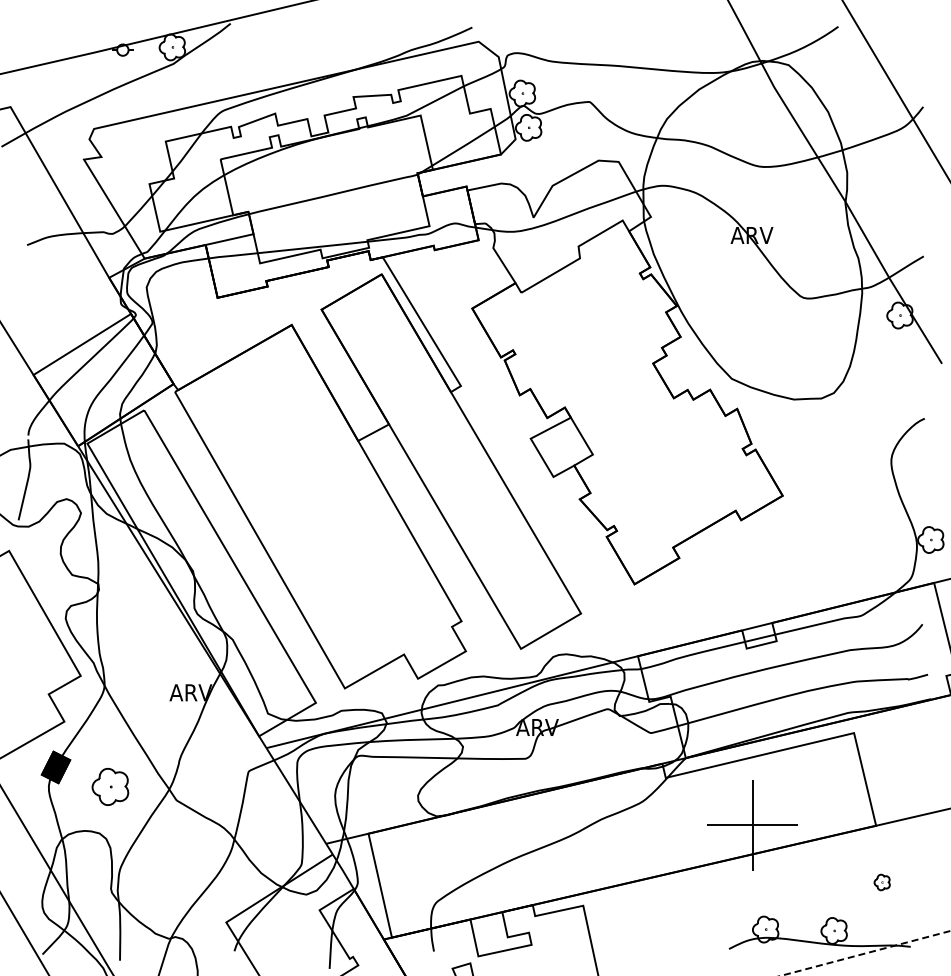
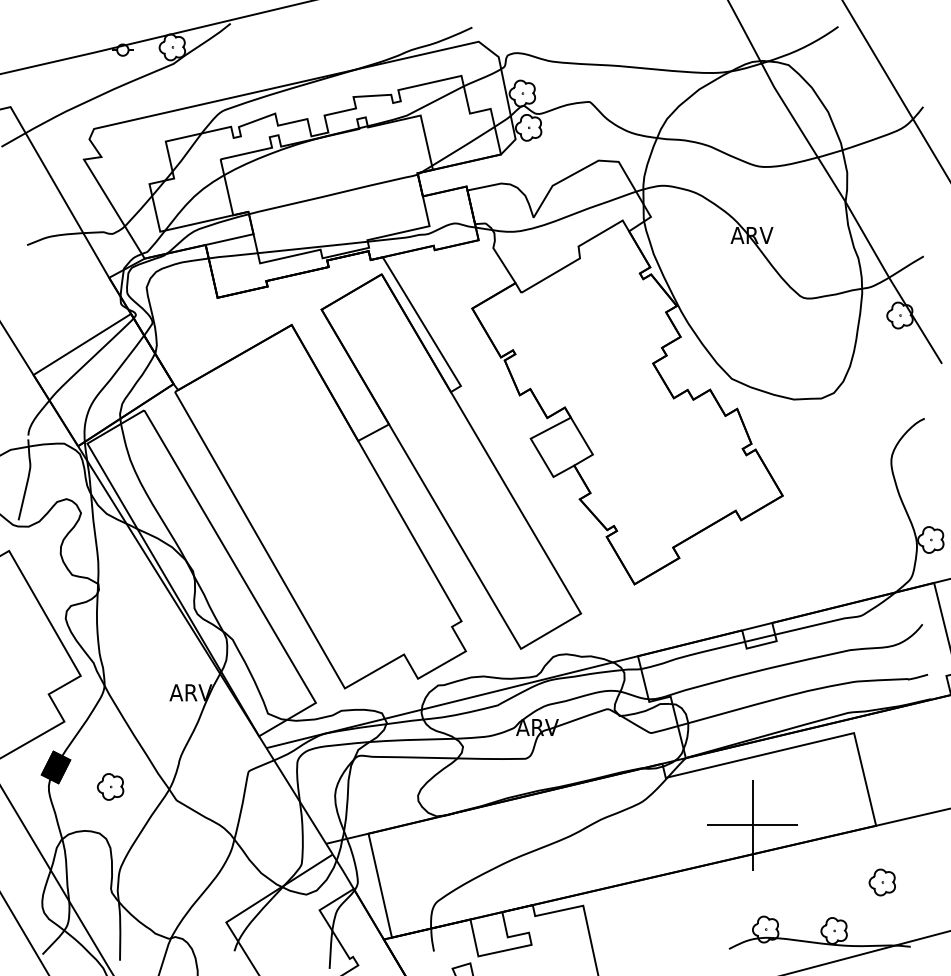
part size: 39x38 px -> 28x28 px (110, 786)
part size: 18x19 px -> 28x29 px (881, 882)
line: dashed -> solid (865, 953)
